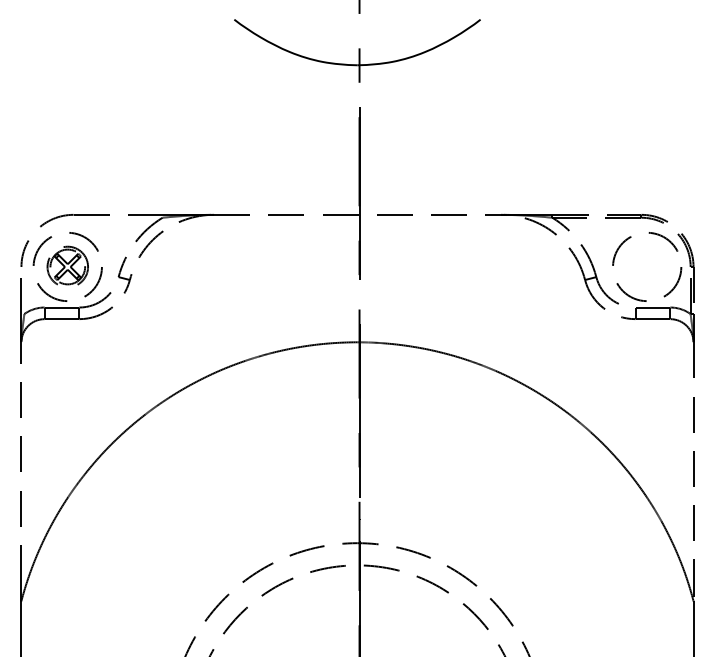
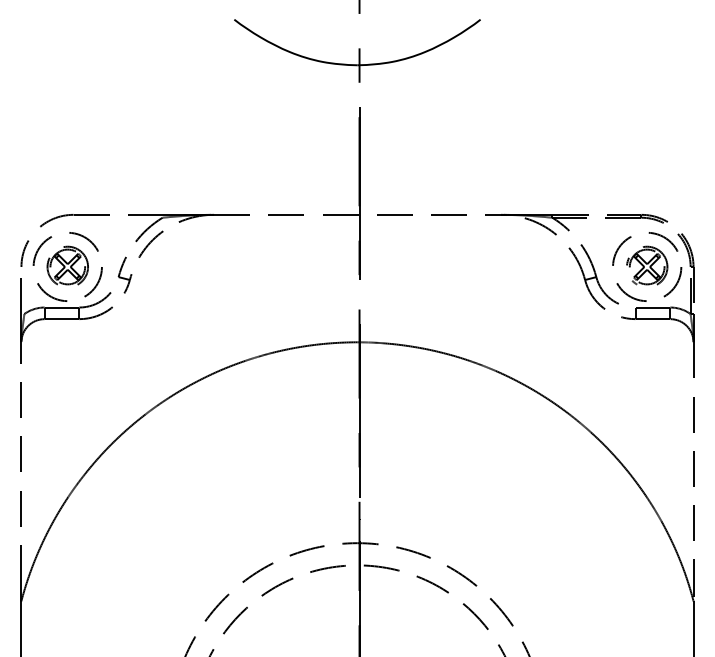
part: none -> present (647, 265)
